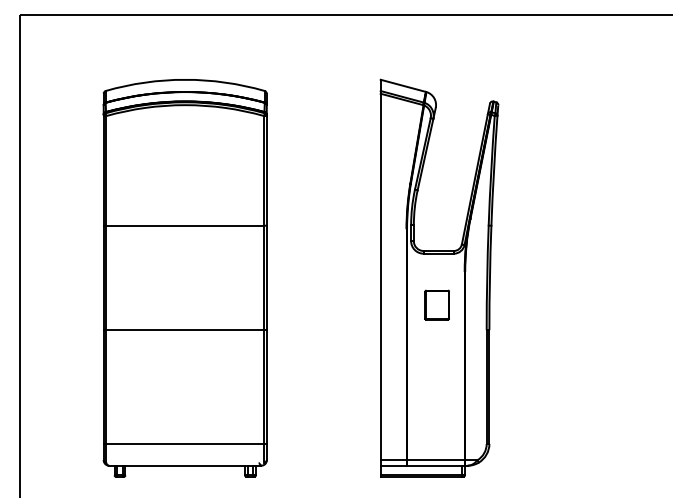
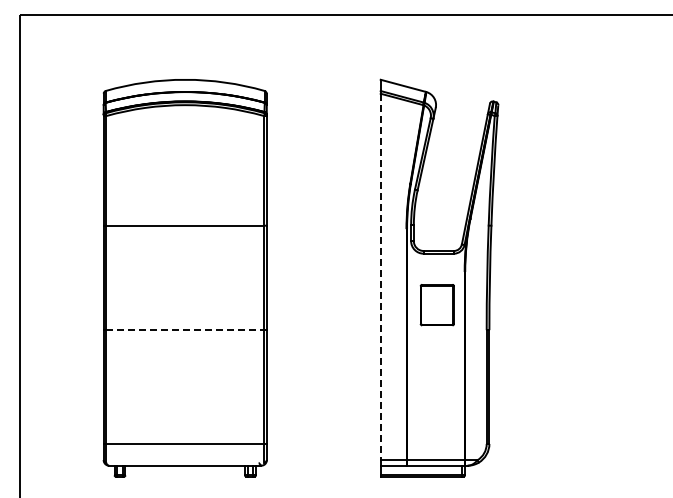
line: solid -> dashed (380, 277)
part size: 26x32 px -> 36x43 px (436, 305)
line: solid -> dashed (185, 330)
